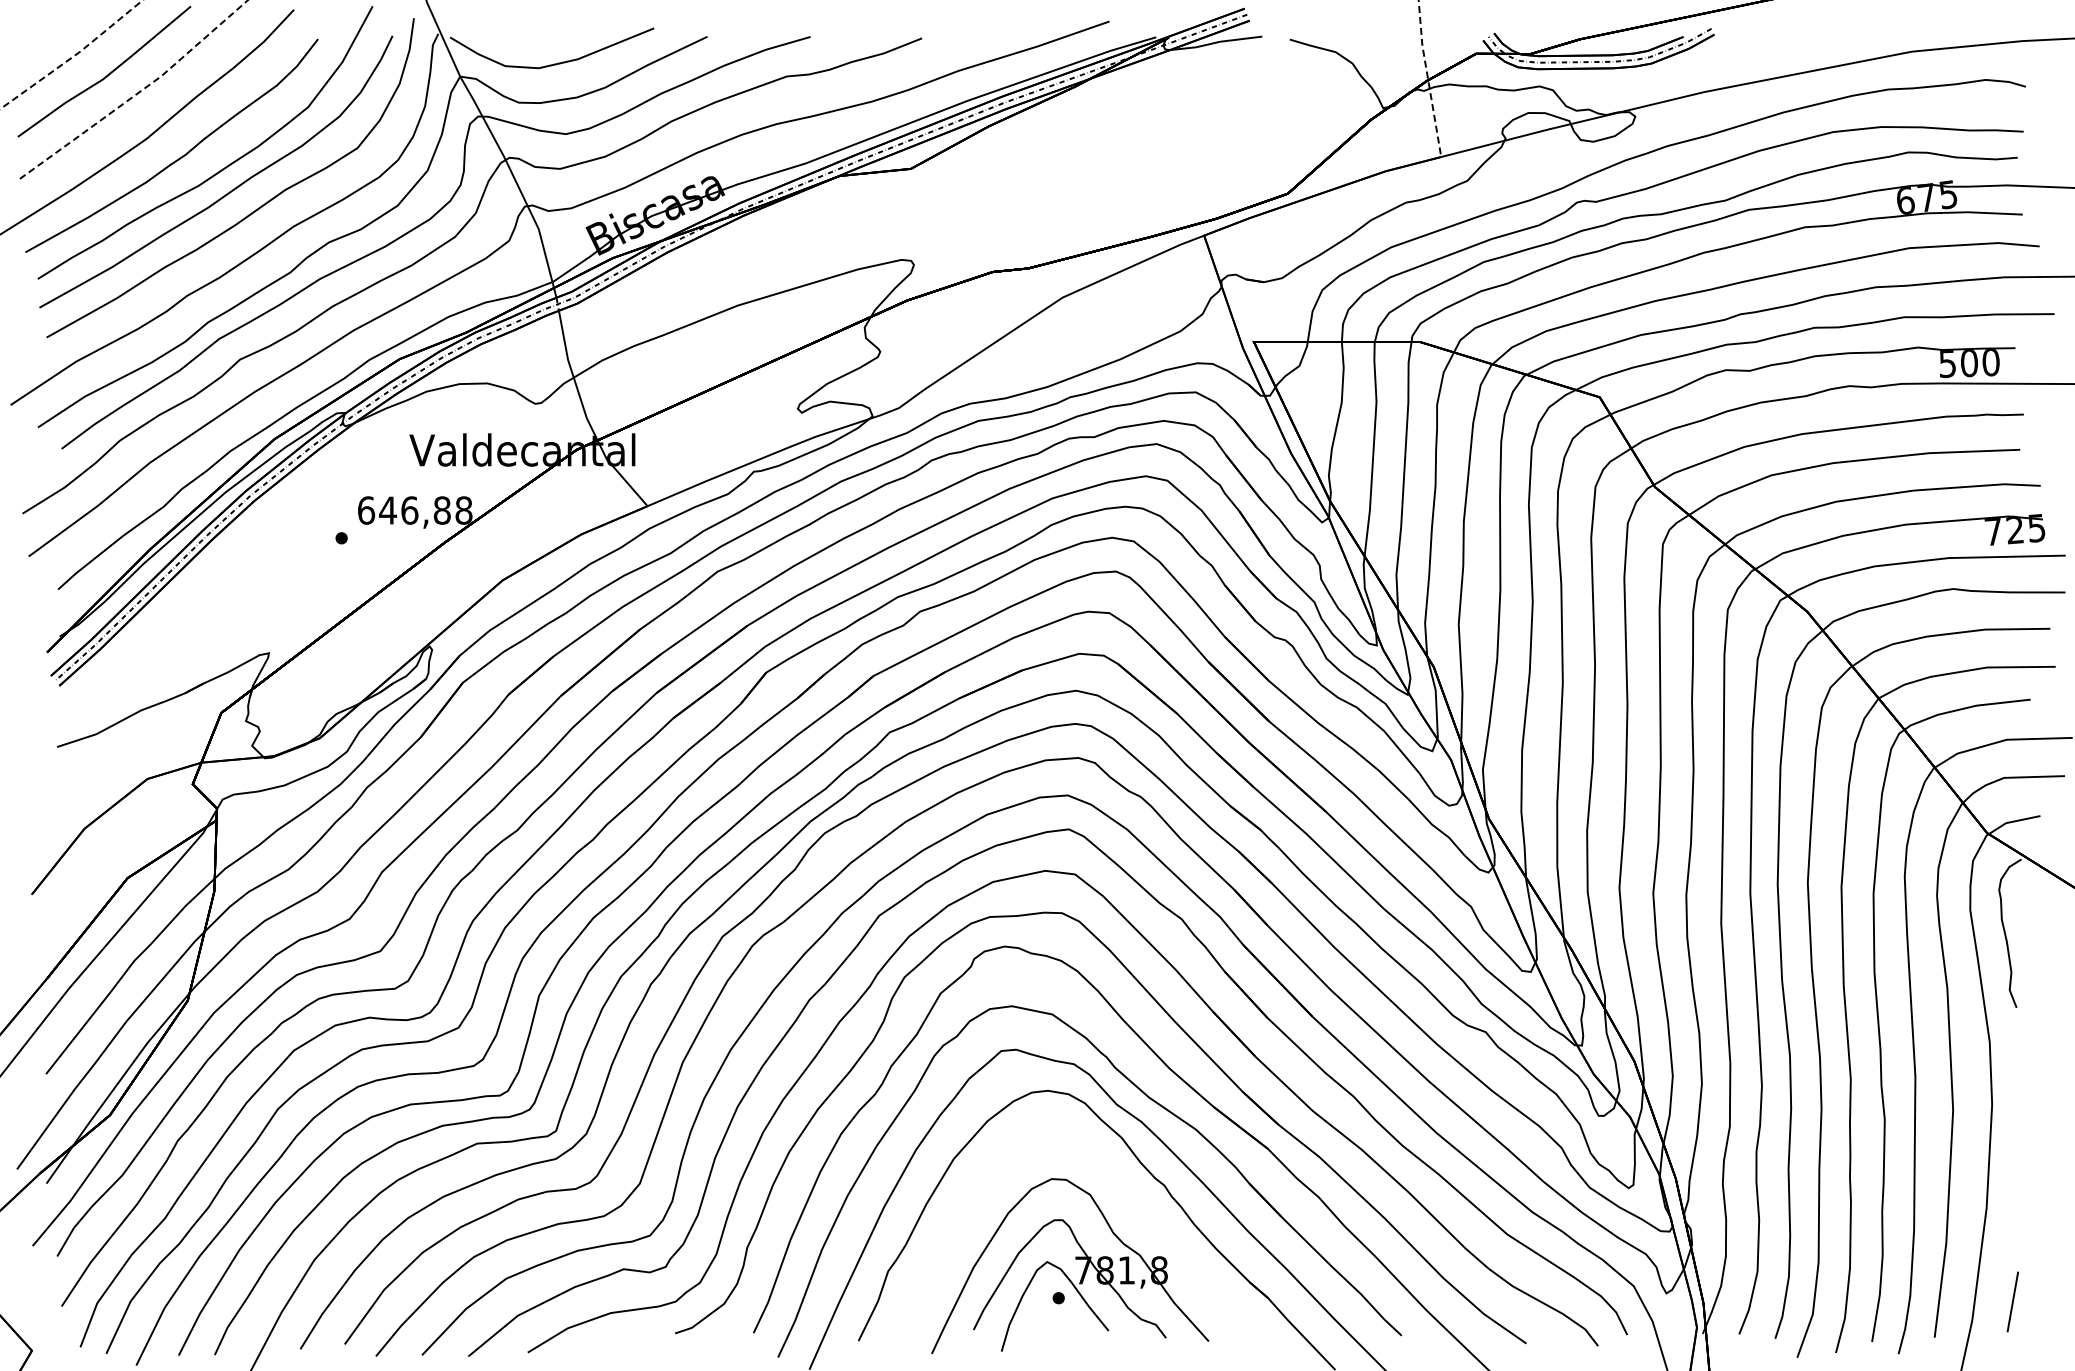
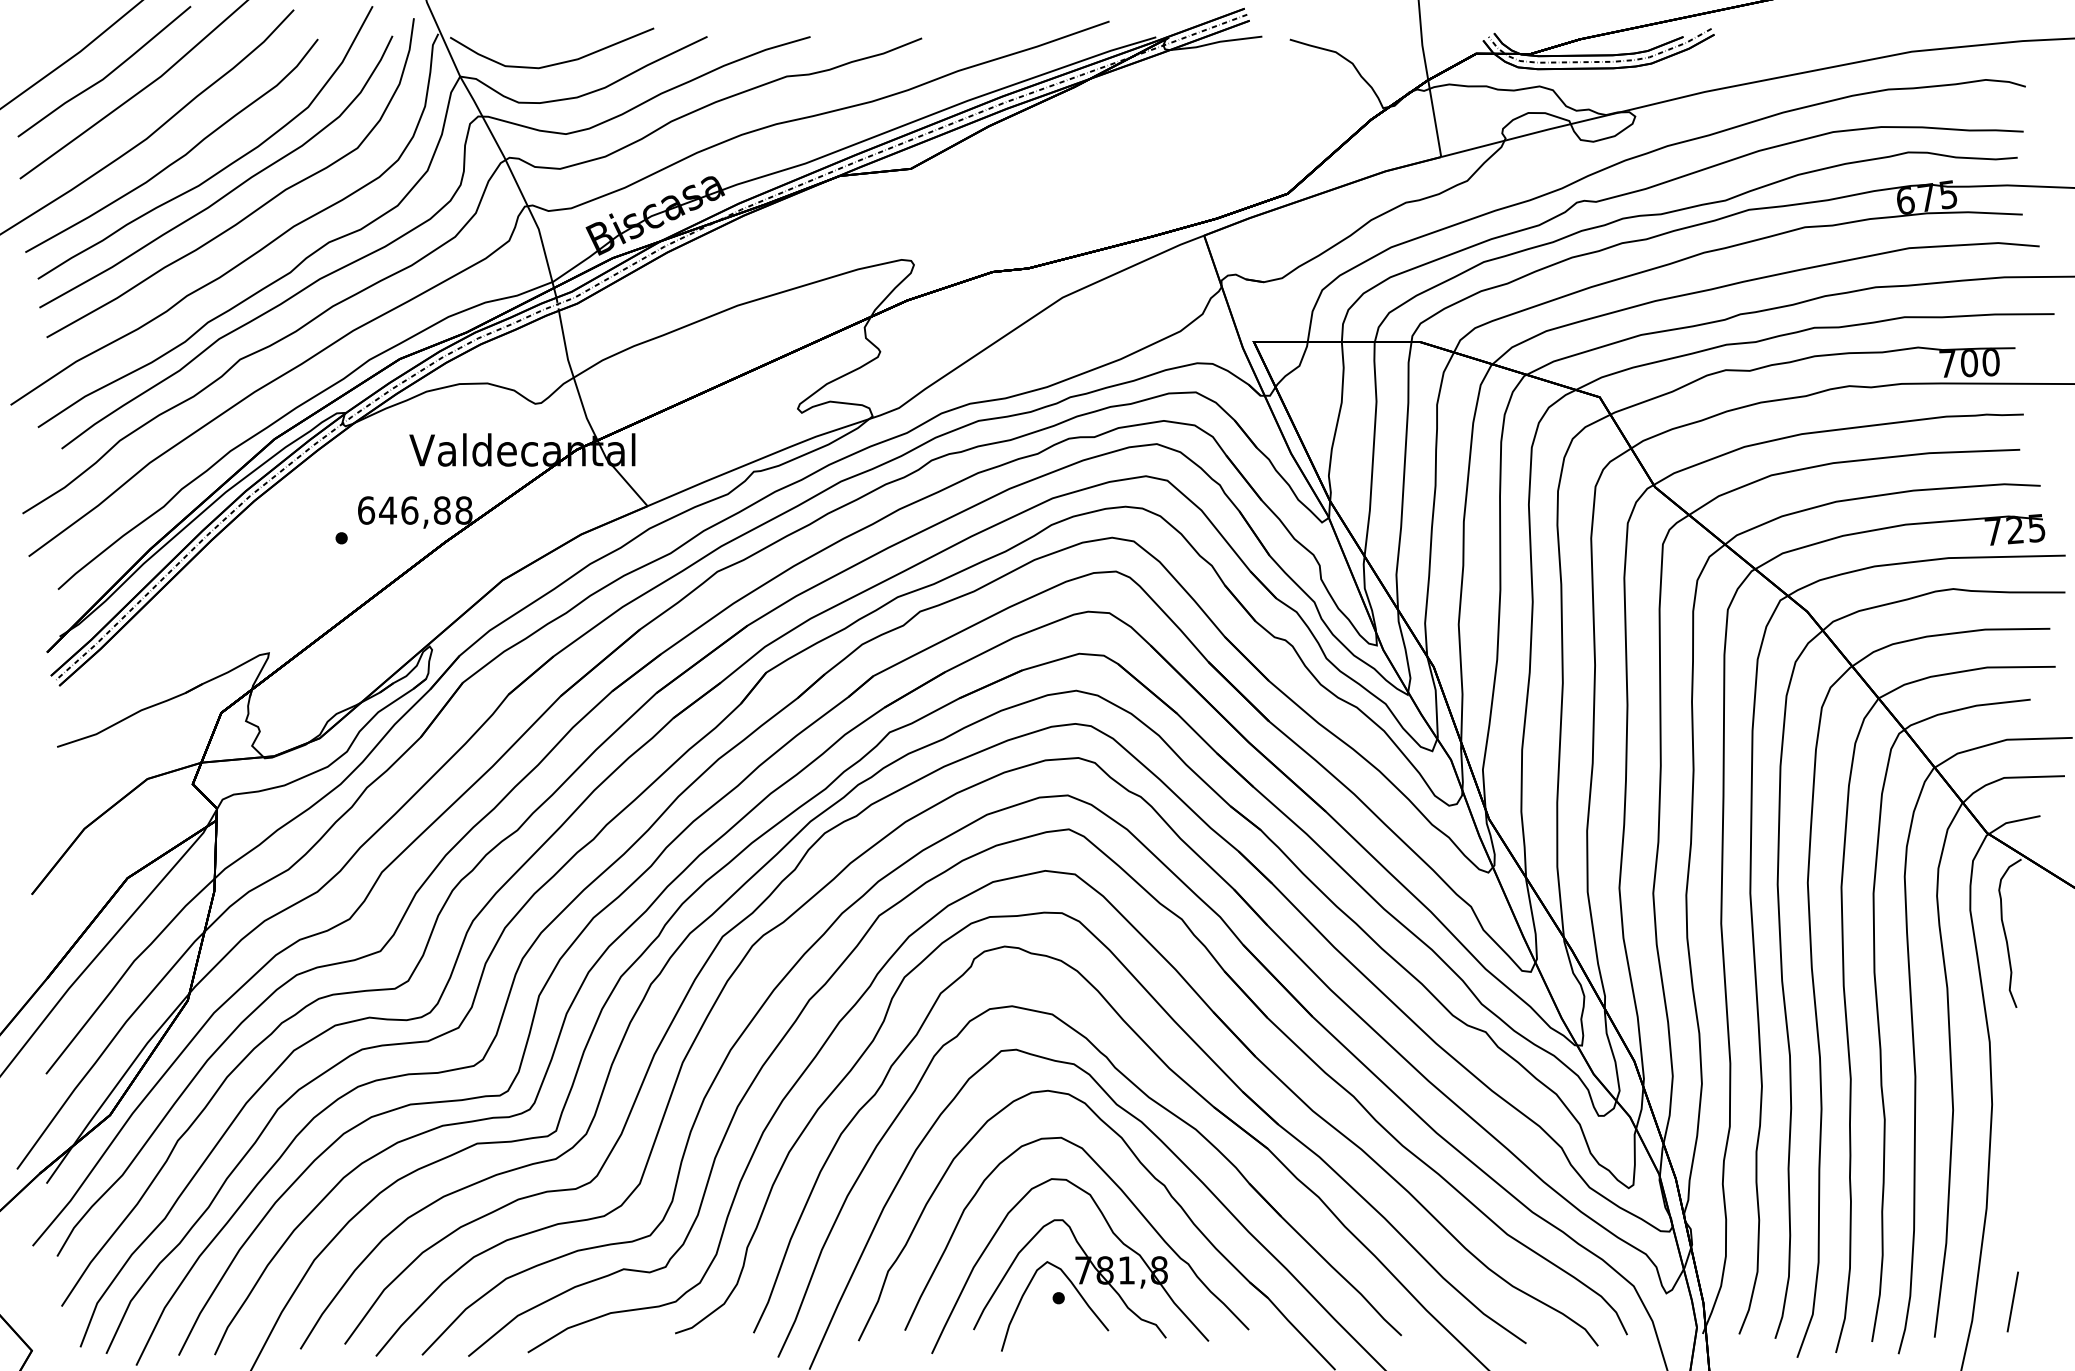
line: dashed -> solid (74, 55)
line: dashed -> solid (1428, 78)
line: dashed -> solid (137, 93)
text: 500 -> 700 (1947, 364)
curve: none -> present (1124, 1195)
